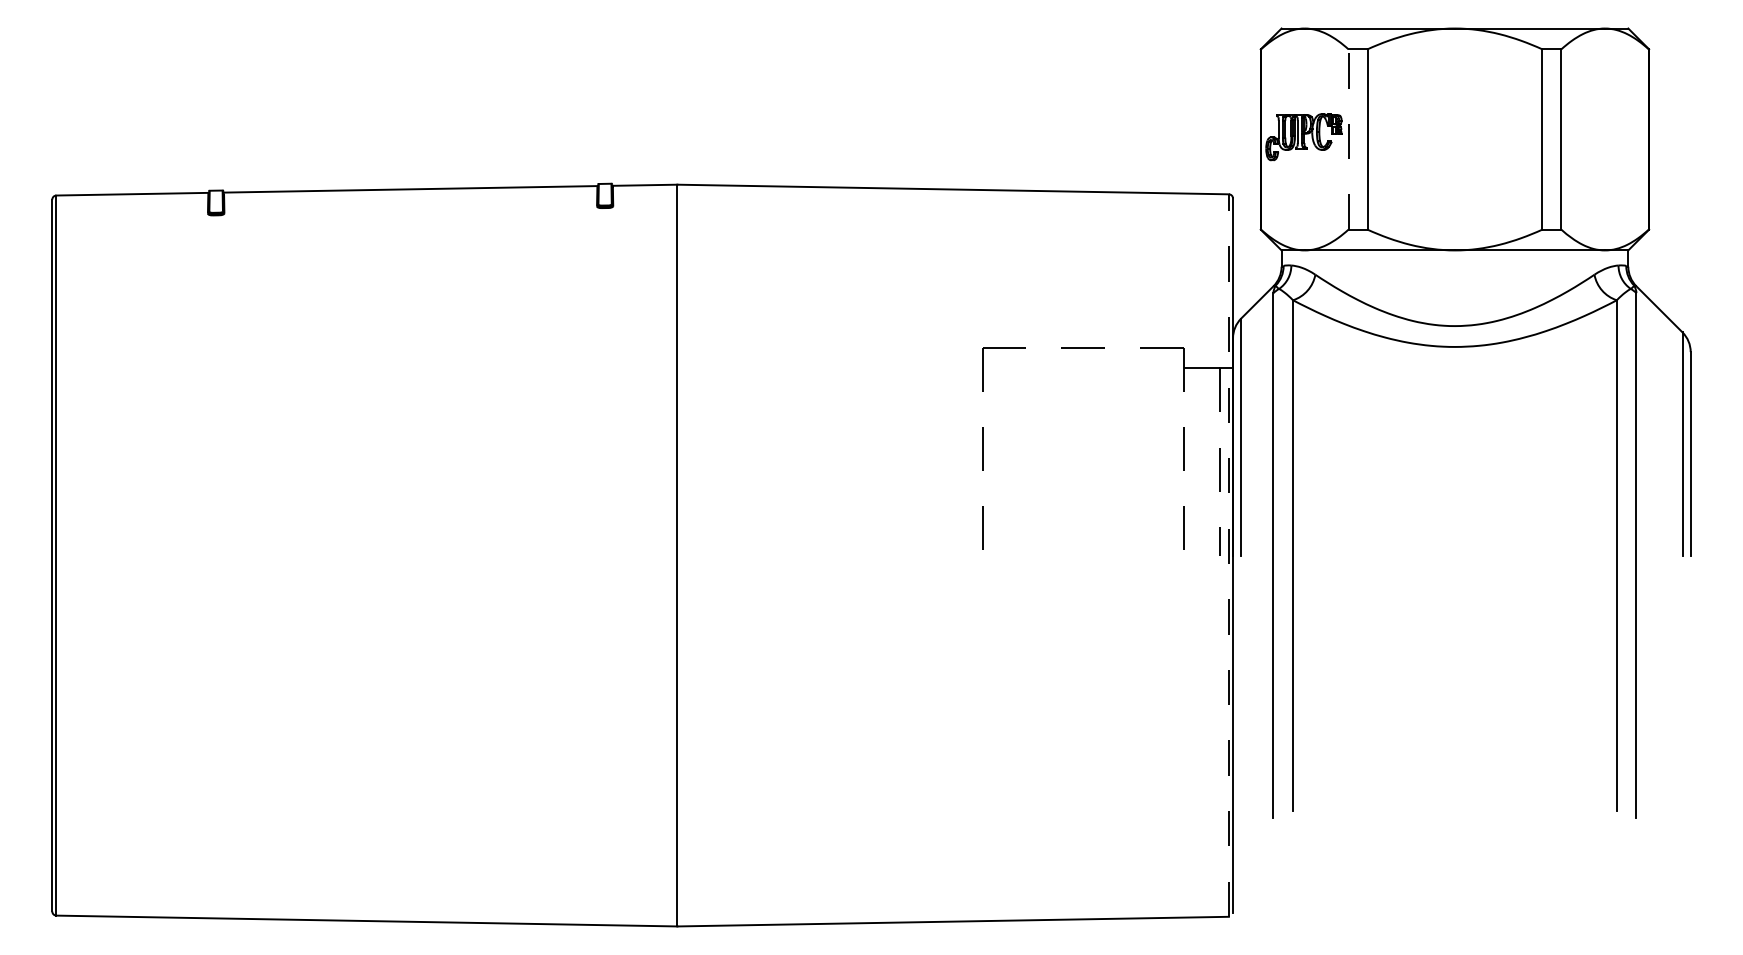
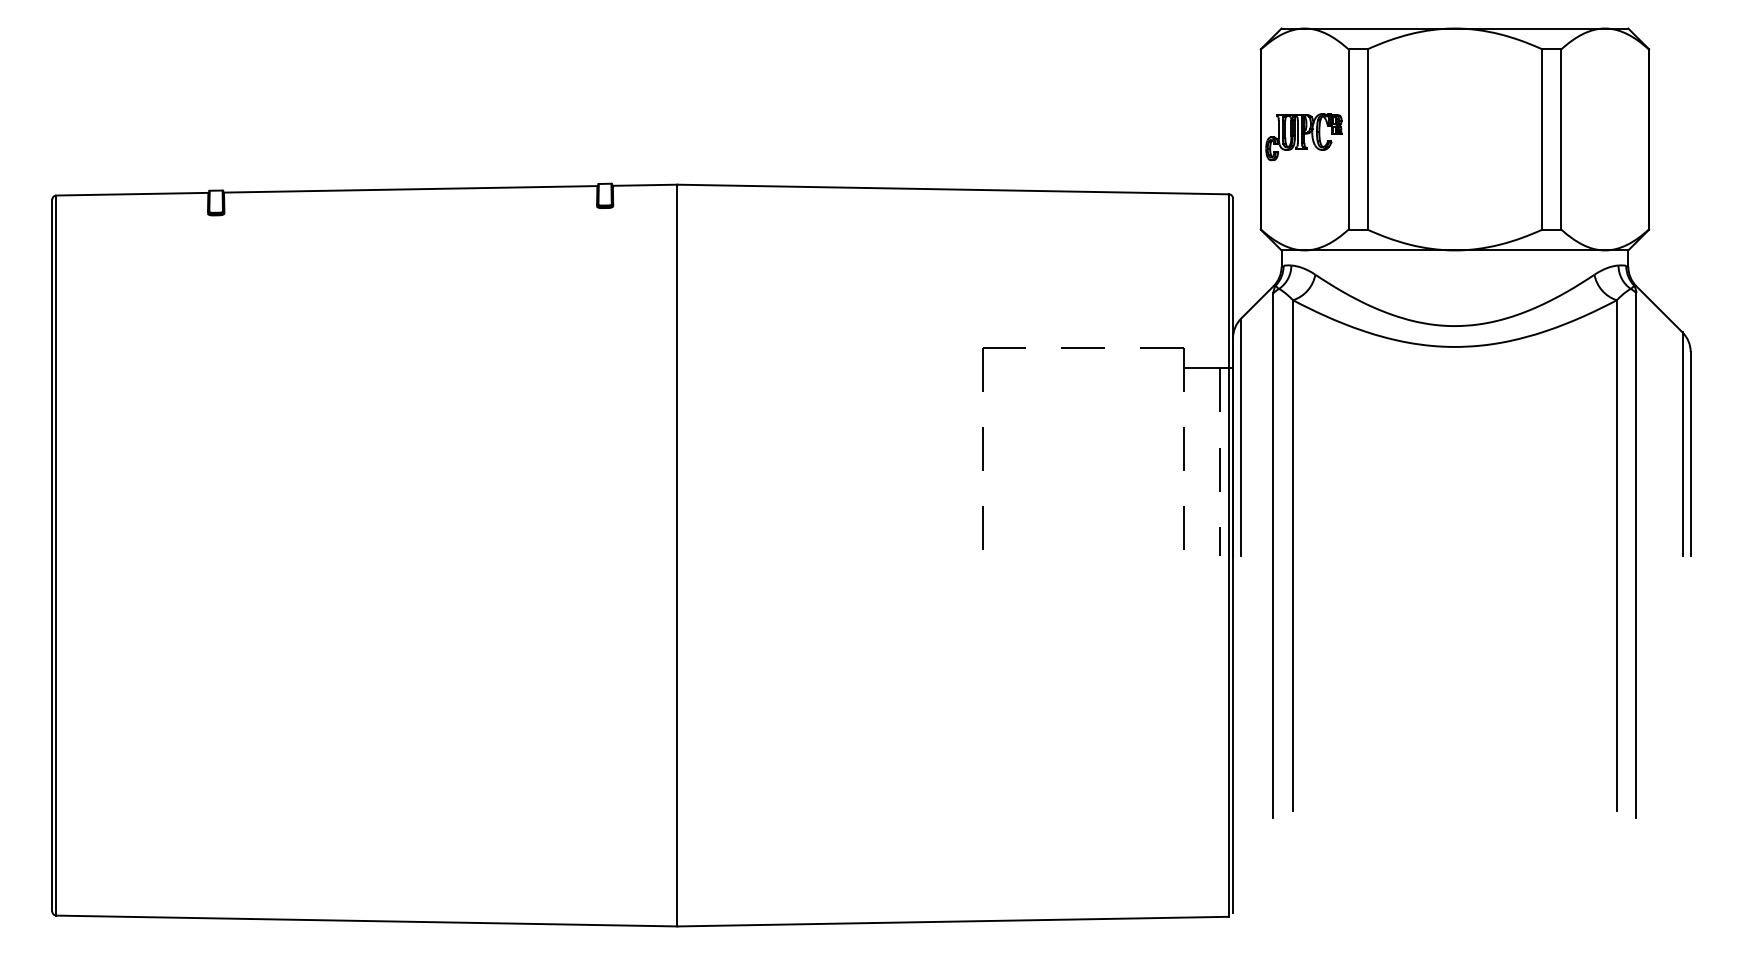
line: dashed -> solid (1348, 139)
line: dashed -> solid (1228, 555)
